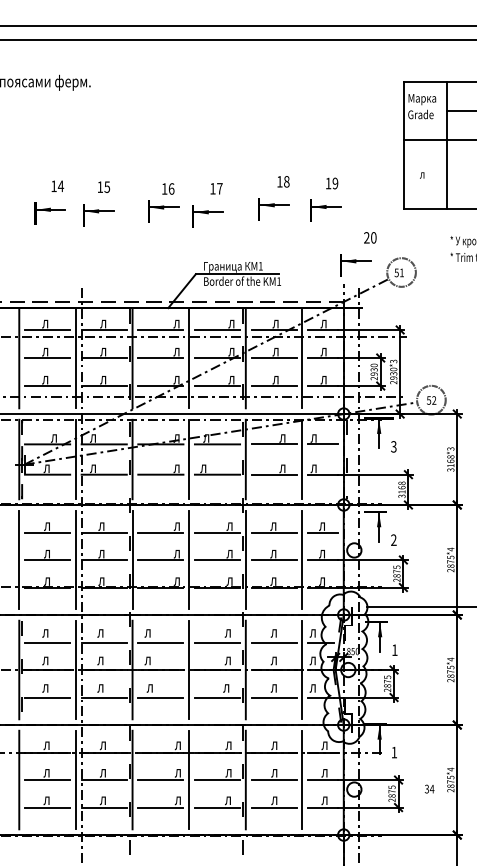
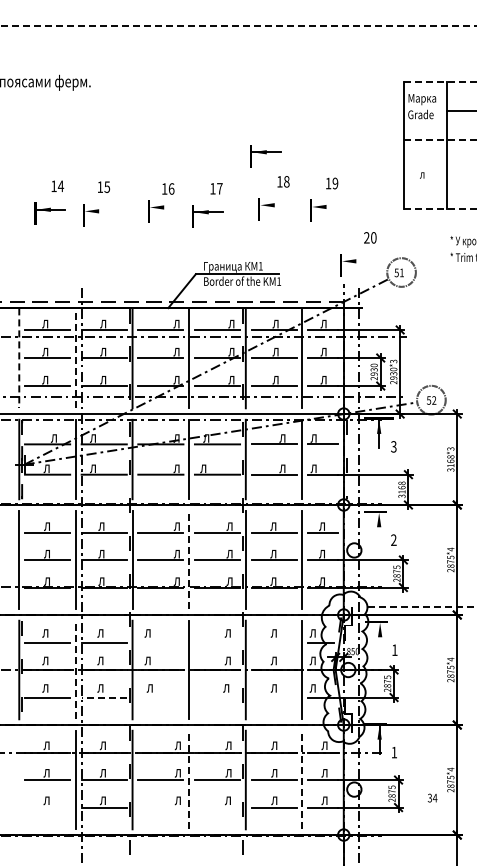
line: solid -> dashed (238, 25)
line: present -> none (237, 40)
line: solid -> dashed (440, 82)
line: solid -> dashed (440, 139)
part: none -> present (265, 156)
line: present -> none (274, 205)
line: present -> none (163, 207)
line: present -> none (326, 207)
line: solid -> dashed (440, 208)
line: present -> none (98, 211)
line: present -> none (356, 261)
line: solid -> dashed (75, 357)
line: solid -> dashed (19, 358)
line: present -> none (379, 526)
line: solid -> dashed (189, 559)
line: solid -> dashed (422, 607)
line: present -> none (380, 636)
line: present -> none (160, 642)
line: present -> none (217, 642)
line: present -> none (273, 642)
line: solid -> dashed (75, 669)
line: solid -> dashed (104, 697)
line: present -> none (160, 697)
line: present -> none (217, 697)
line: present -> none (273, 697)
line: present -> none (19, 779)
line: solid -> dashed (189, 779)
line: solid -> dashed (302, 779)
text position: (429, 788) -> (432, 797) (432, 797)
line: present -> none (47, 807)
line: present -> none (160, 807)
line: present -> none (217, 807)
